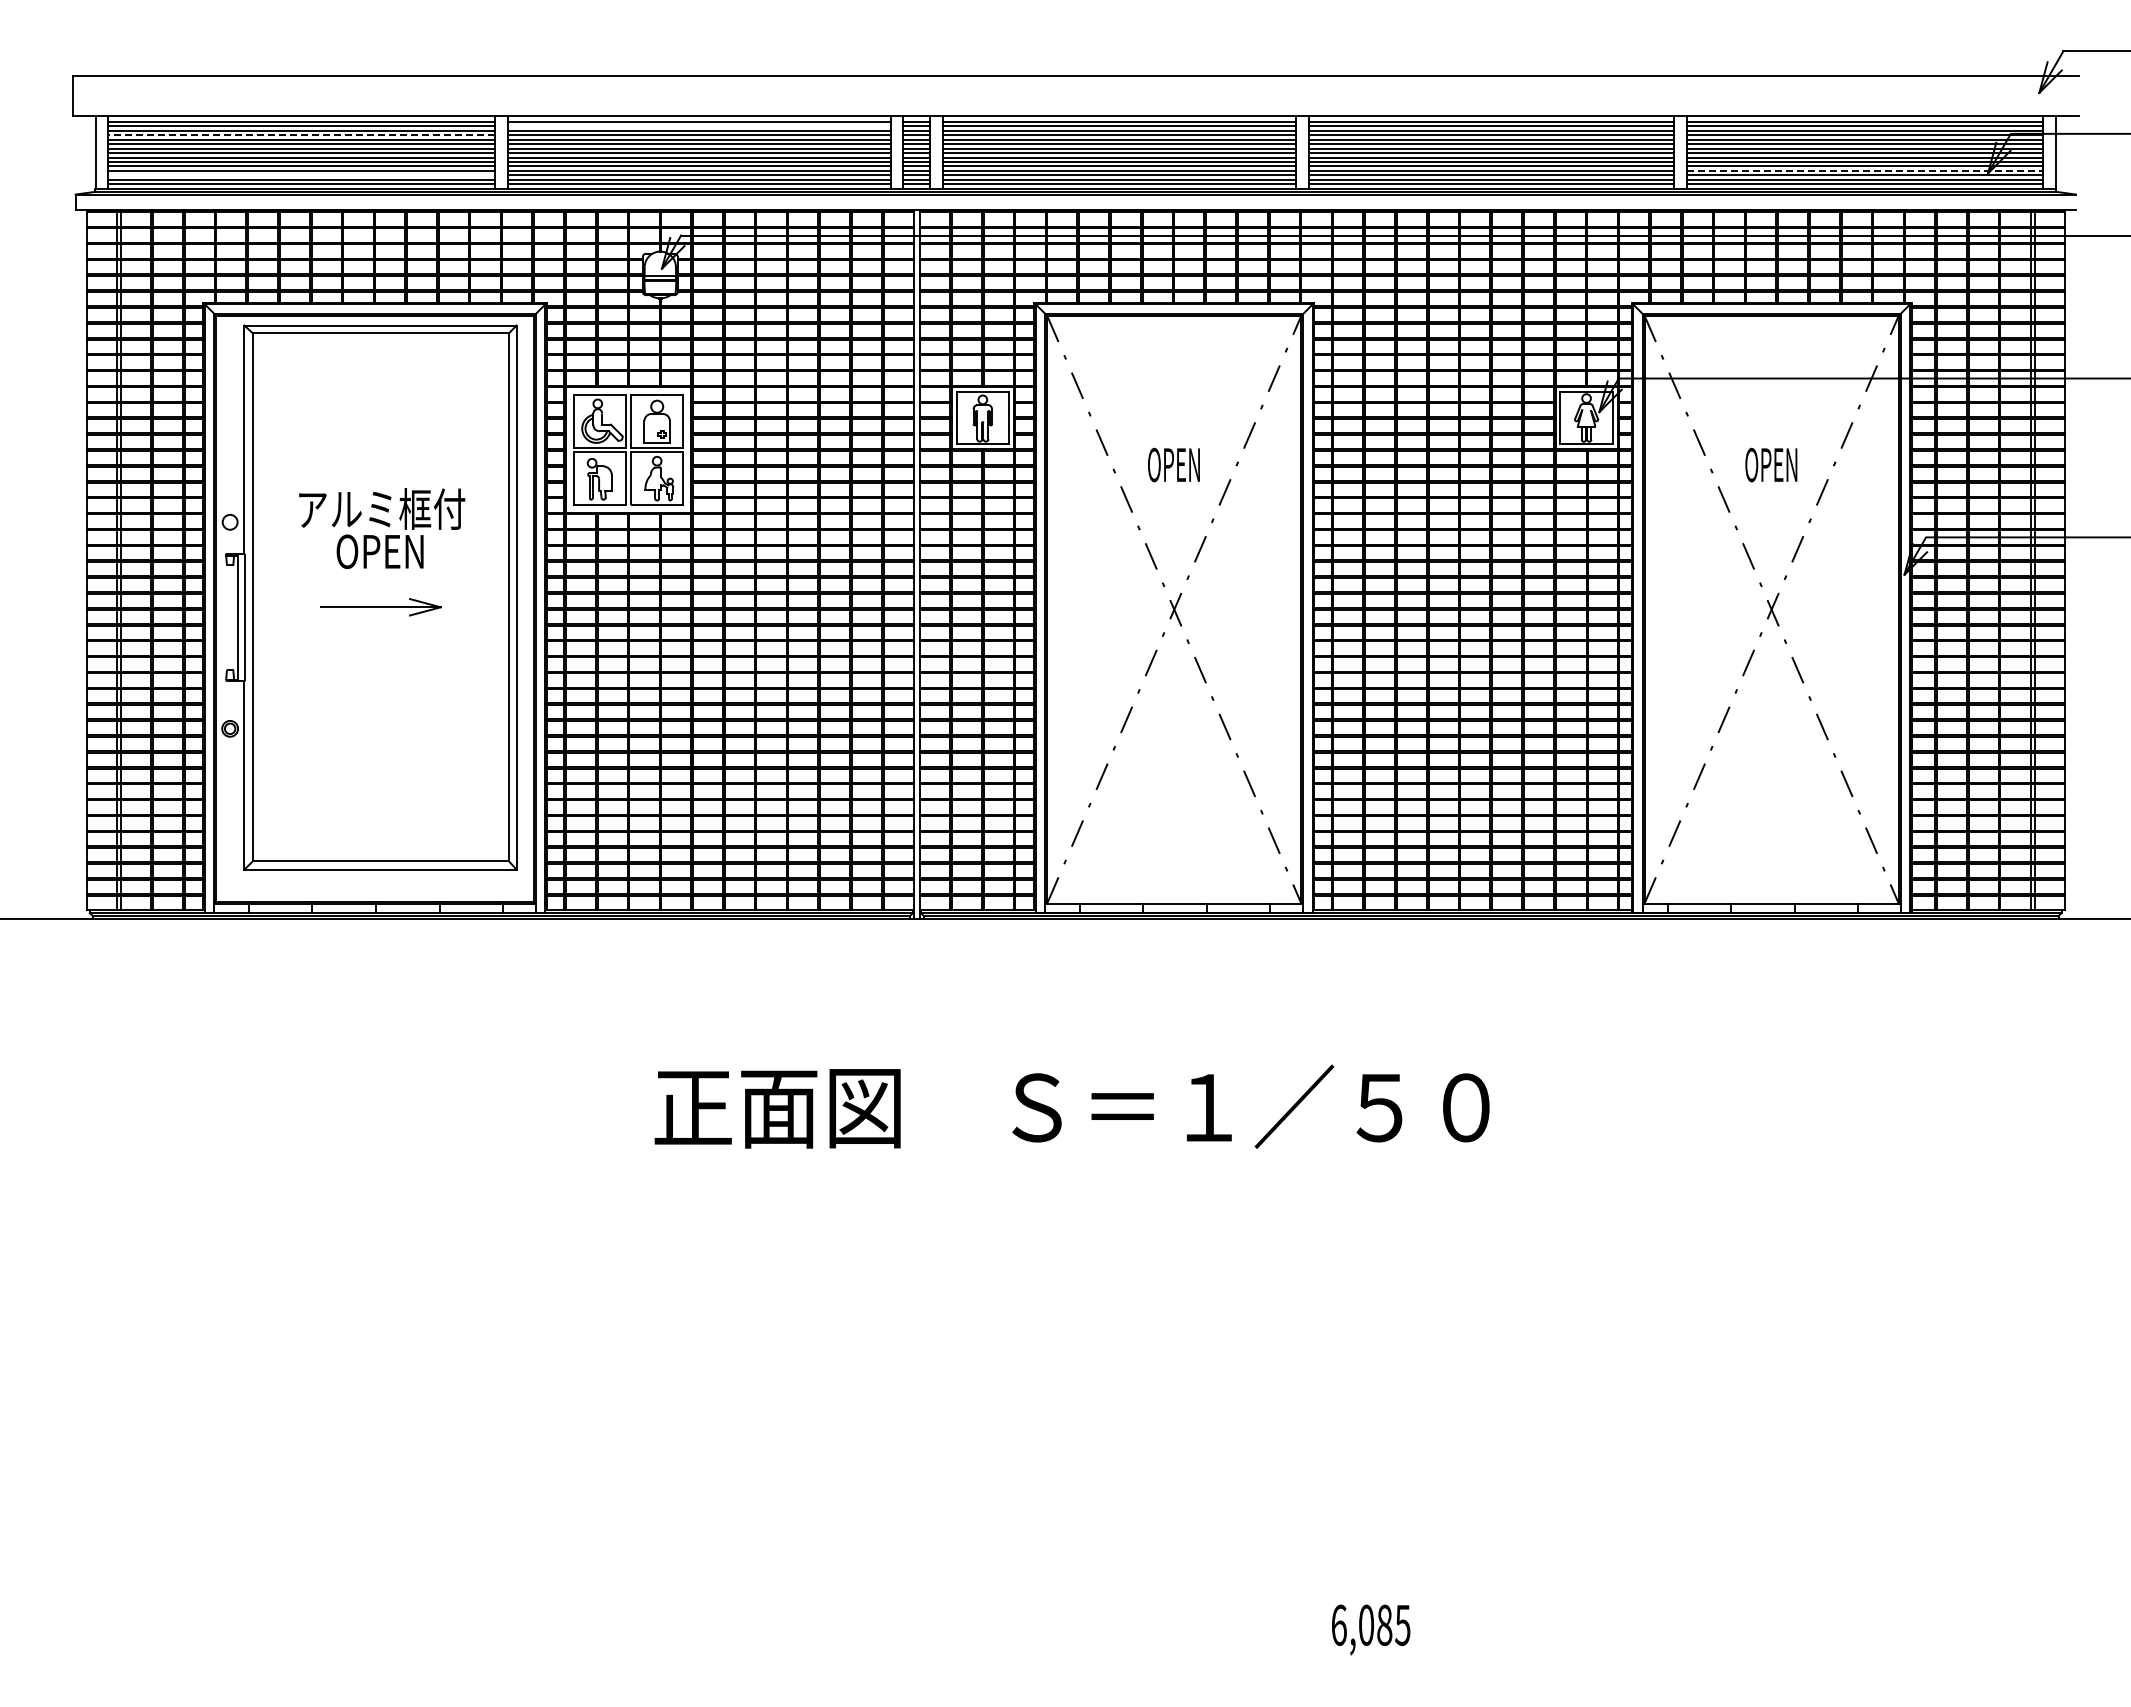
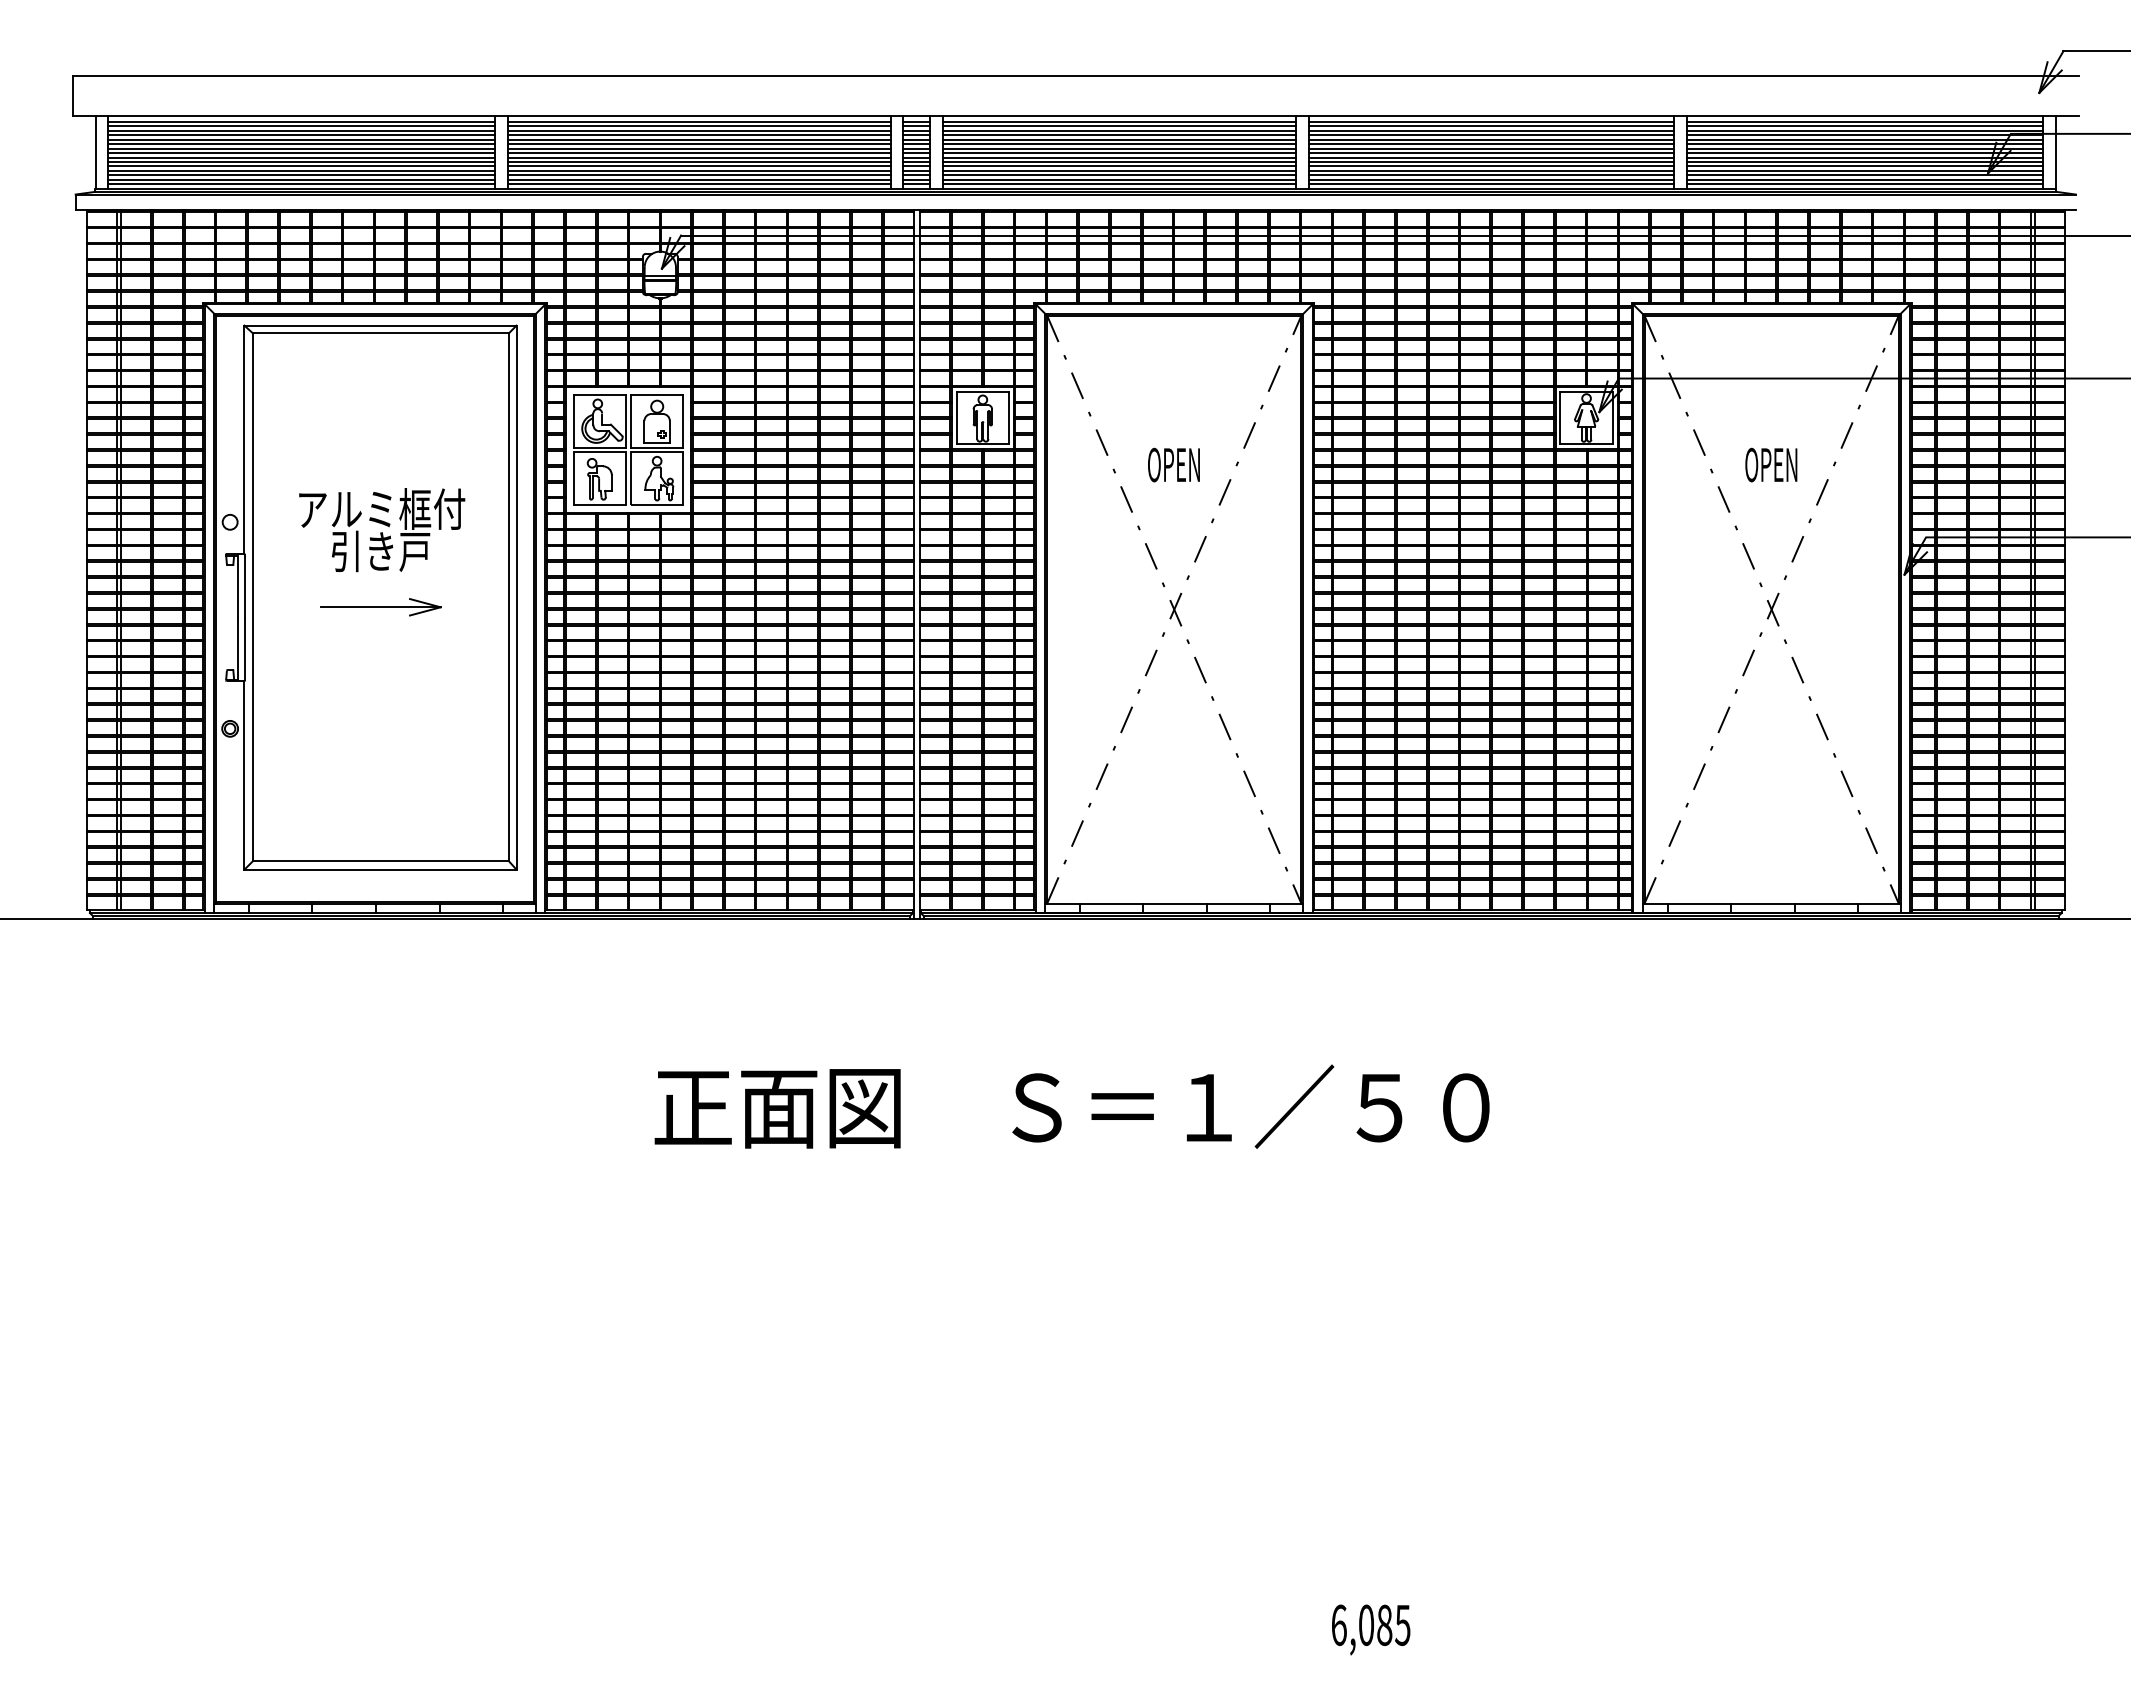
line: none -> present (698, 126)
line: dashed -> solid (301, 135)
line: dashed -> solid (1865, 170)
line: none -> present (301, 175)
text: OPEN -> 引き戸 (380, 551)
